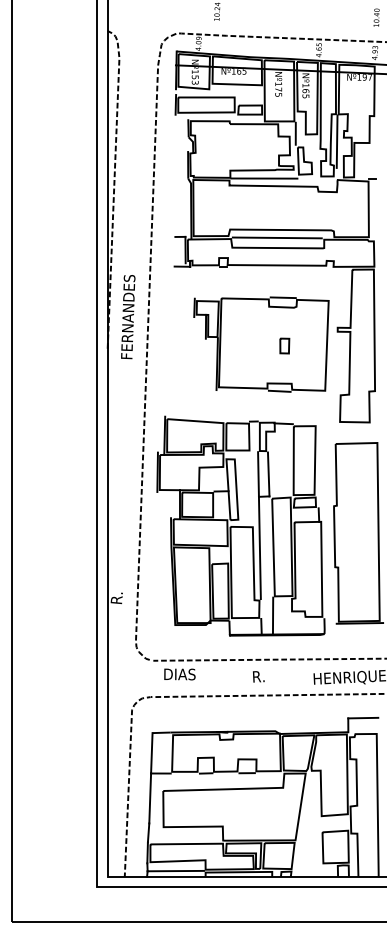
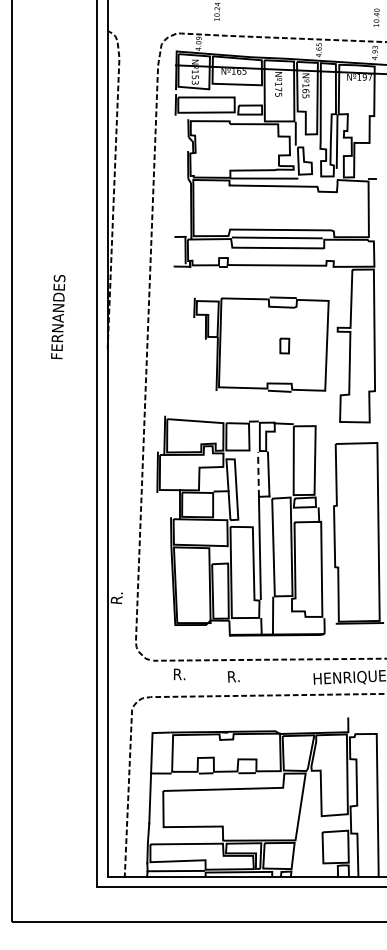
text position: (128, 317) -> (58, 317) (58, 317)
line: solid -> dashed (258, 474)
text: DIAS -> R. (179, 674)
text position: (258, 676) -> (233, 676) (233, 676)
line: present -> none (363, 717)
